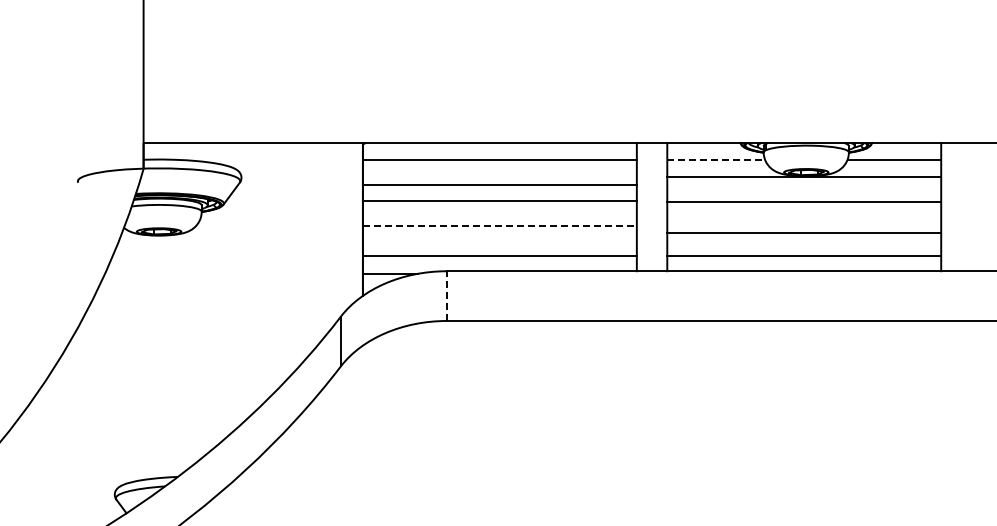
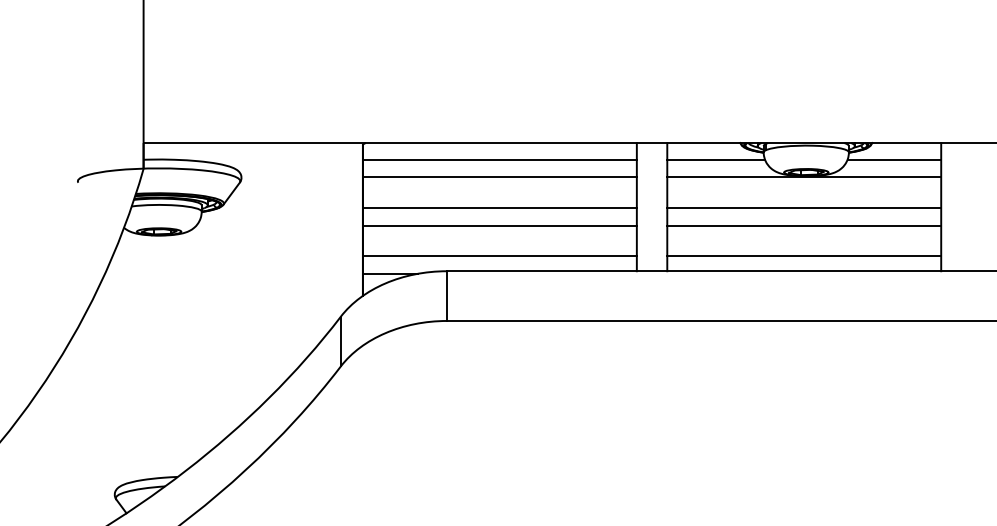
line: dashed -> solid (716, 159)
line position: (499, 185) -> (499, 177) (499, 177)
line position: (499, 200) -> (499, 207) (499, 207)
line position: (804, 201) -> (804, 207) (804, 207)
line: dashed -> solid (499, 225)
line position: (804, 232) -> (804, 225) (804, 225)
line: dashed -> solid (446, 296)
